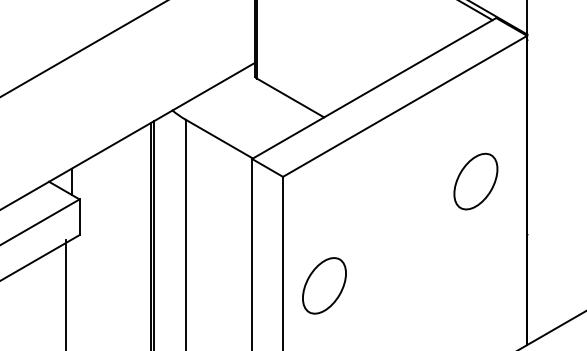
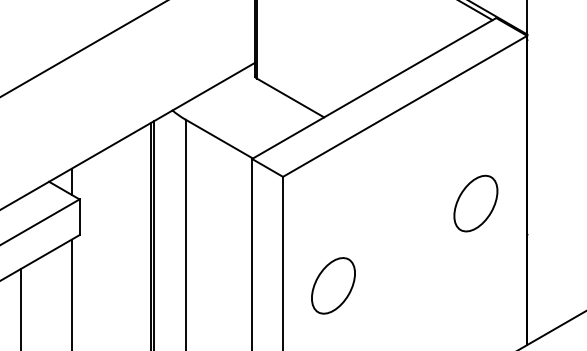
part position: (475, 181) -> (475, 203) (475, 203)
part position: (324, 285) -> (333, 285) (333, 285)
line position: (65, 293) -> (71, 293) (71, 293)
line: none -> present (21, 307)
